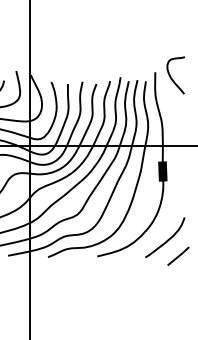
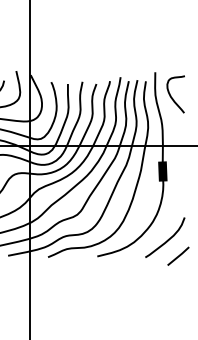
curve position: (171, 76) -> (171, 95) (171, 95)
